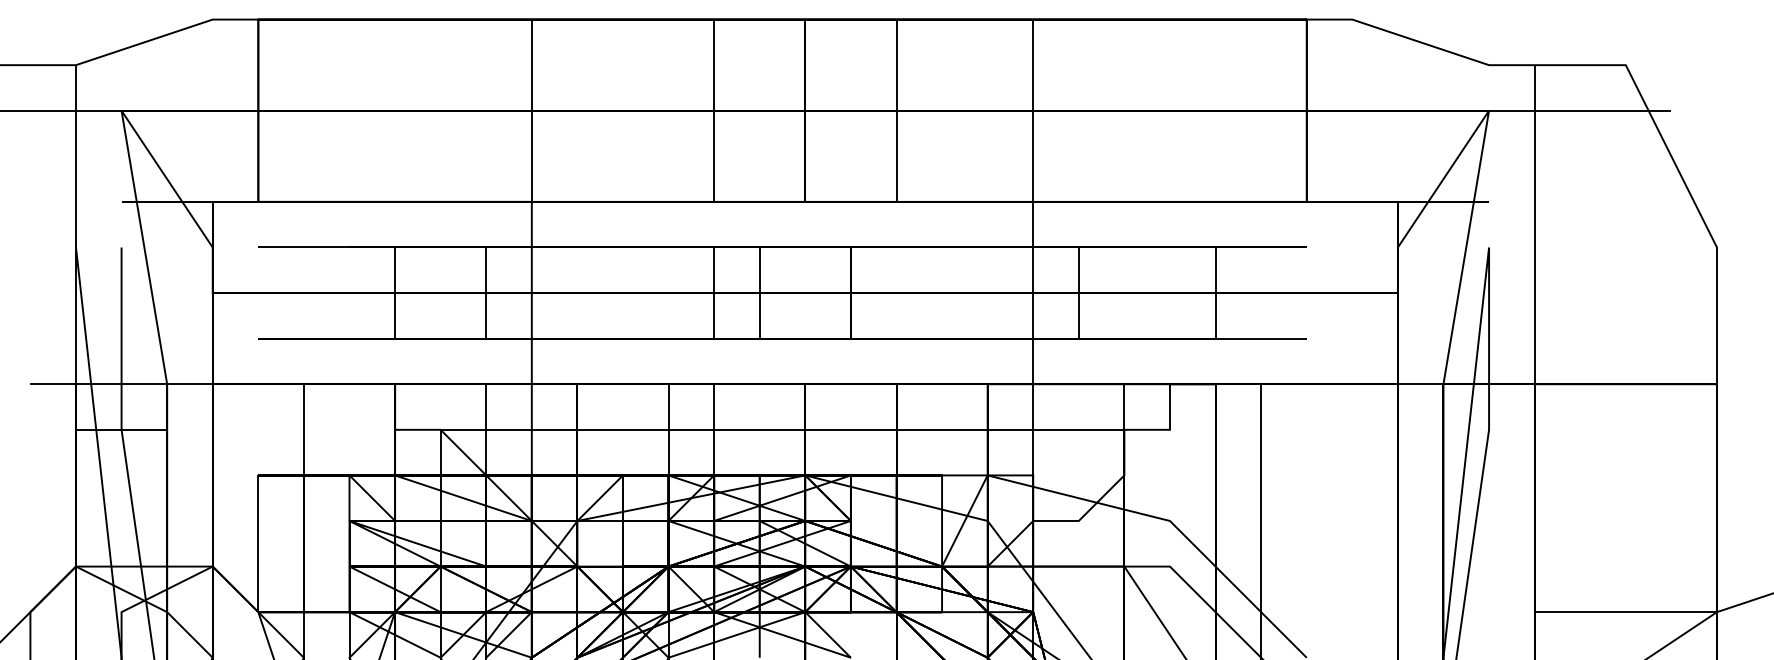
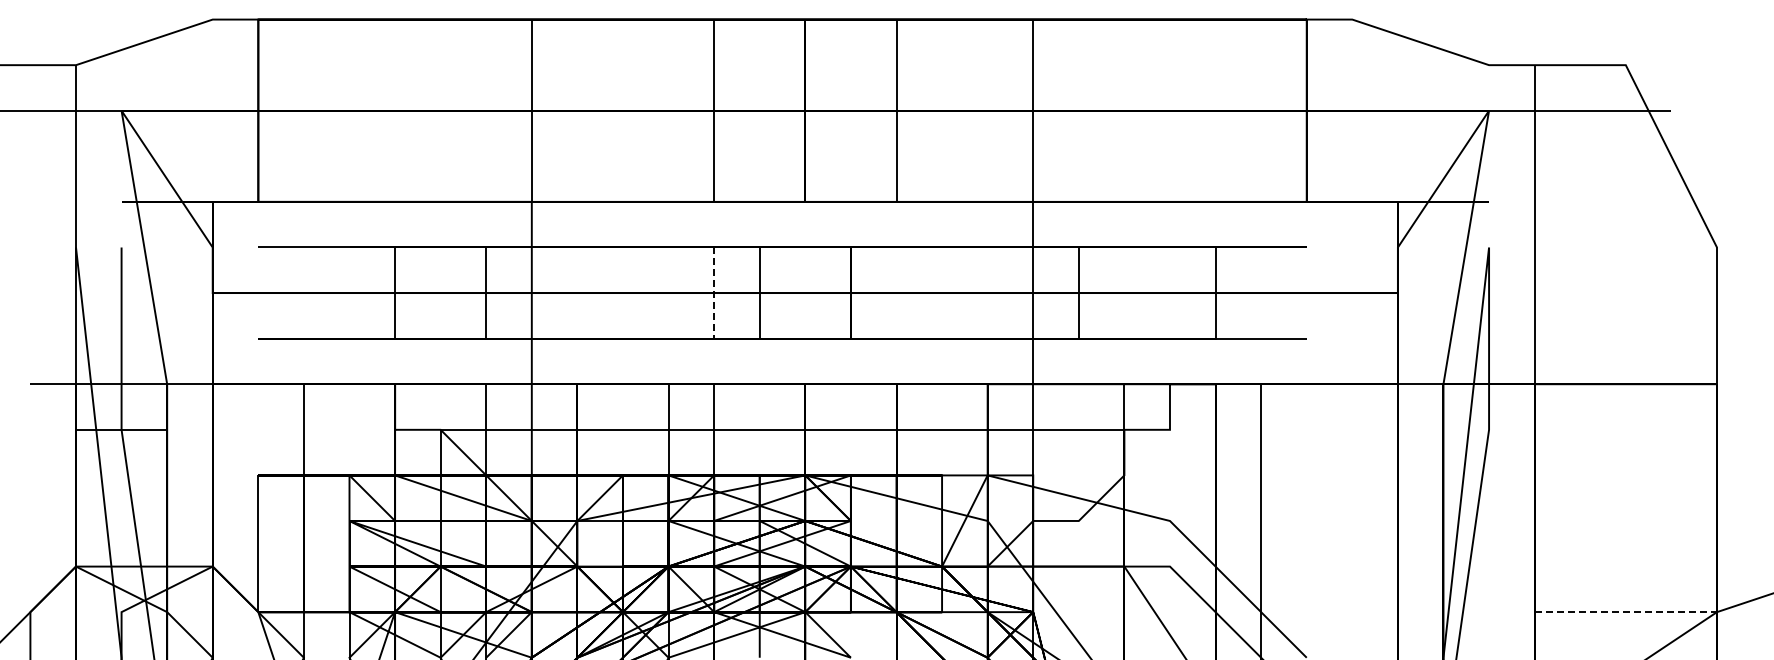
line: solid -> dashed (714, 293)
line: solid -> dashed (1626, 612)
